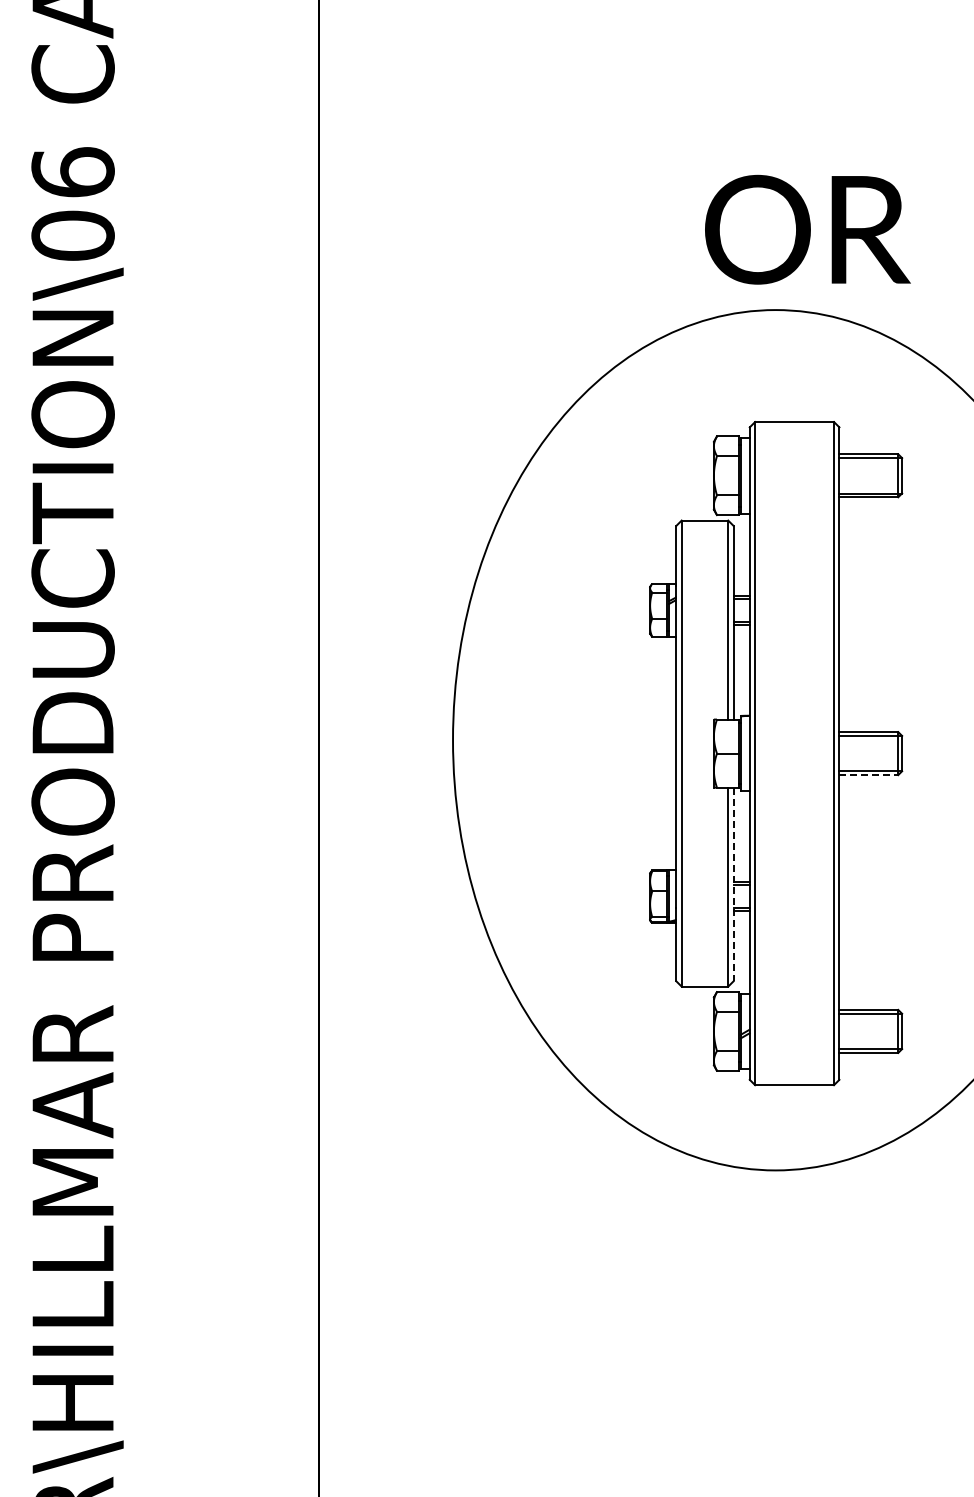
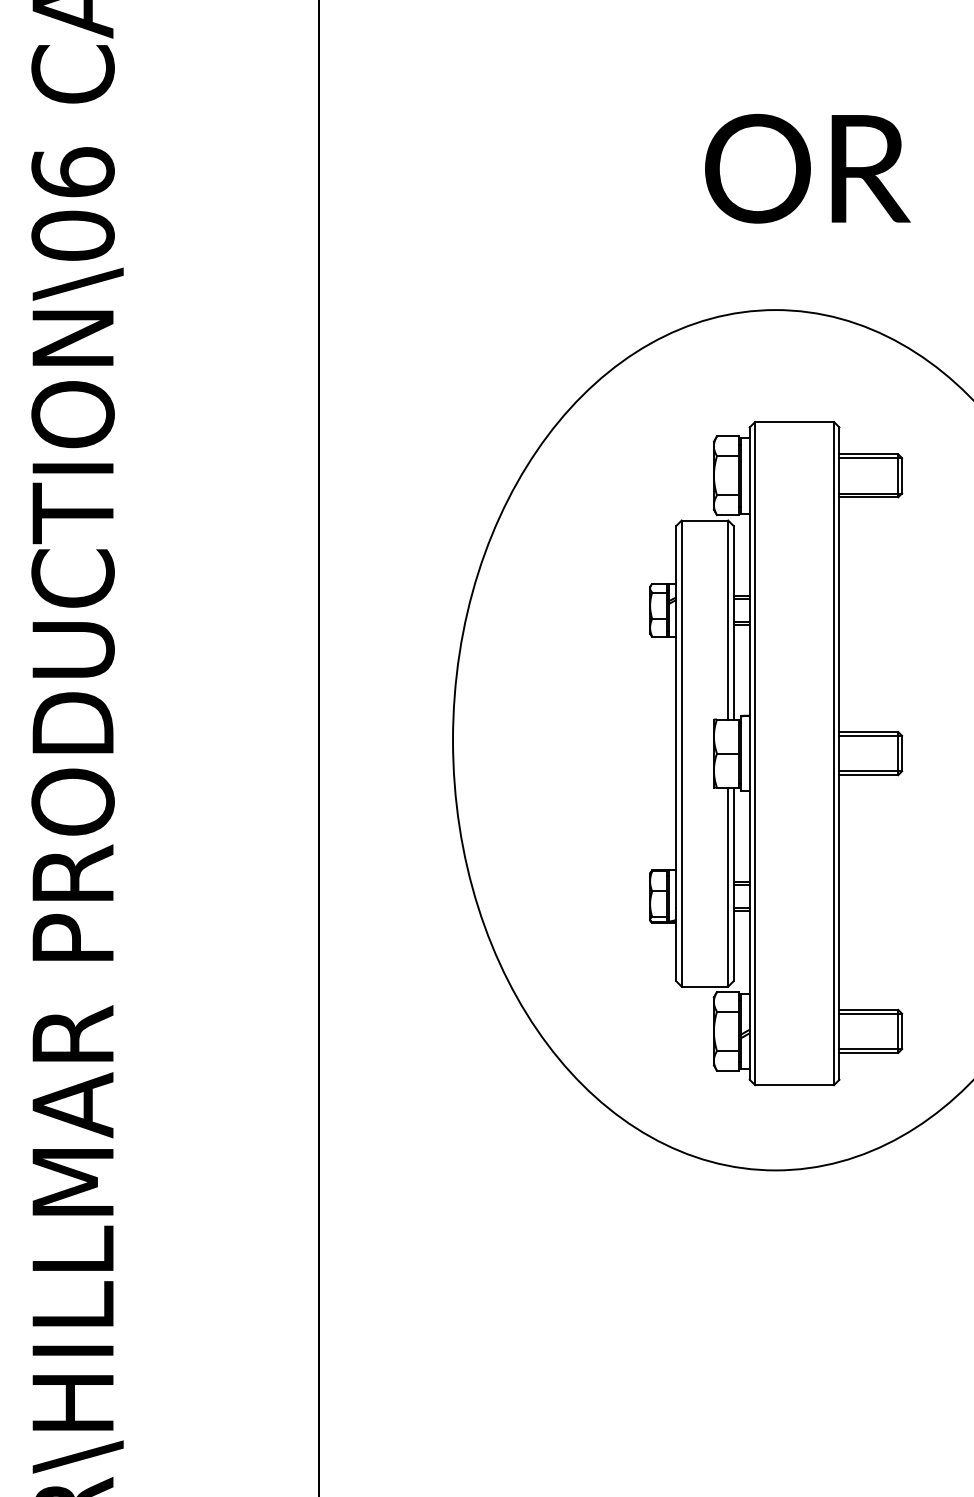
text position: (807, 229) -> (807, 168) (807, 168)
line: dashed -> solid (869, 775)
line: dashed -> solid (733, 884)
